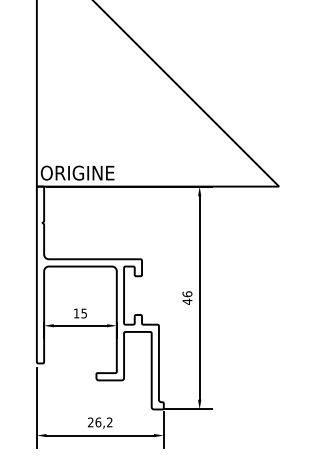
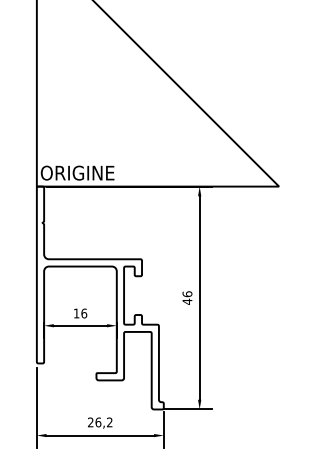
text: 15 -> 16 (84, 313)
